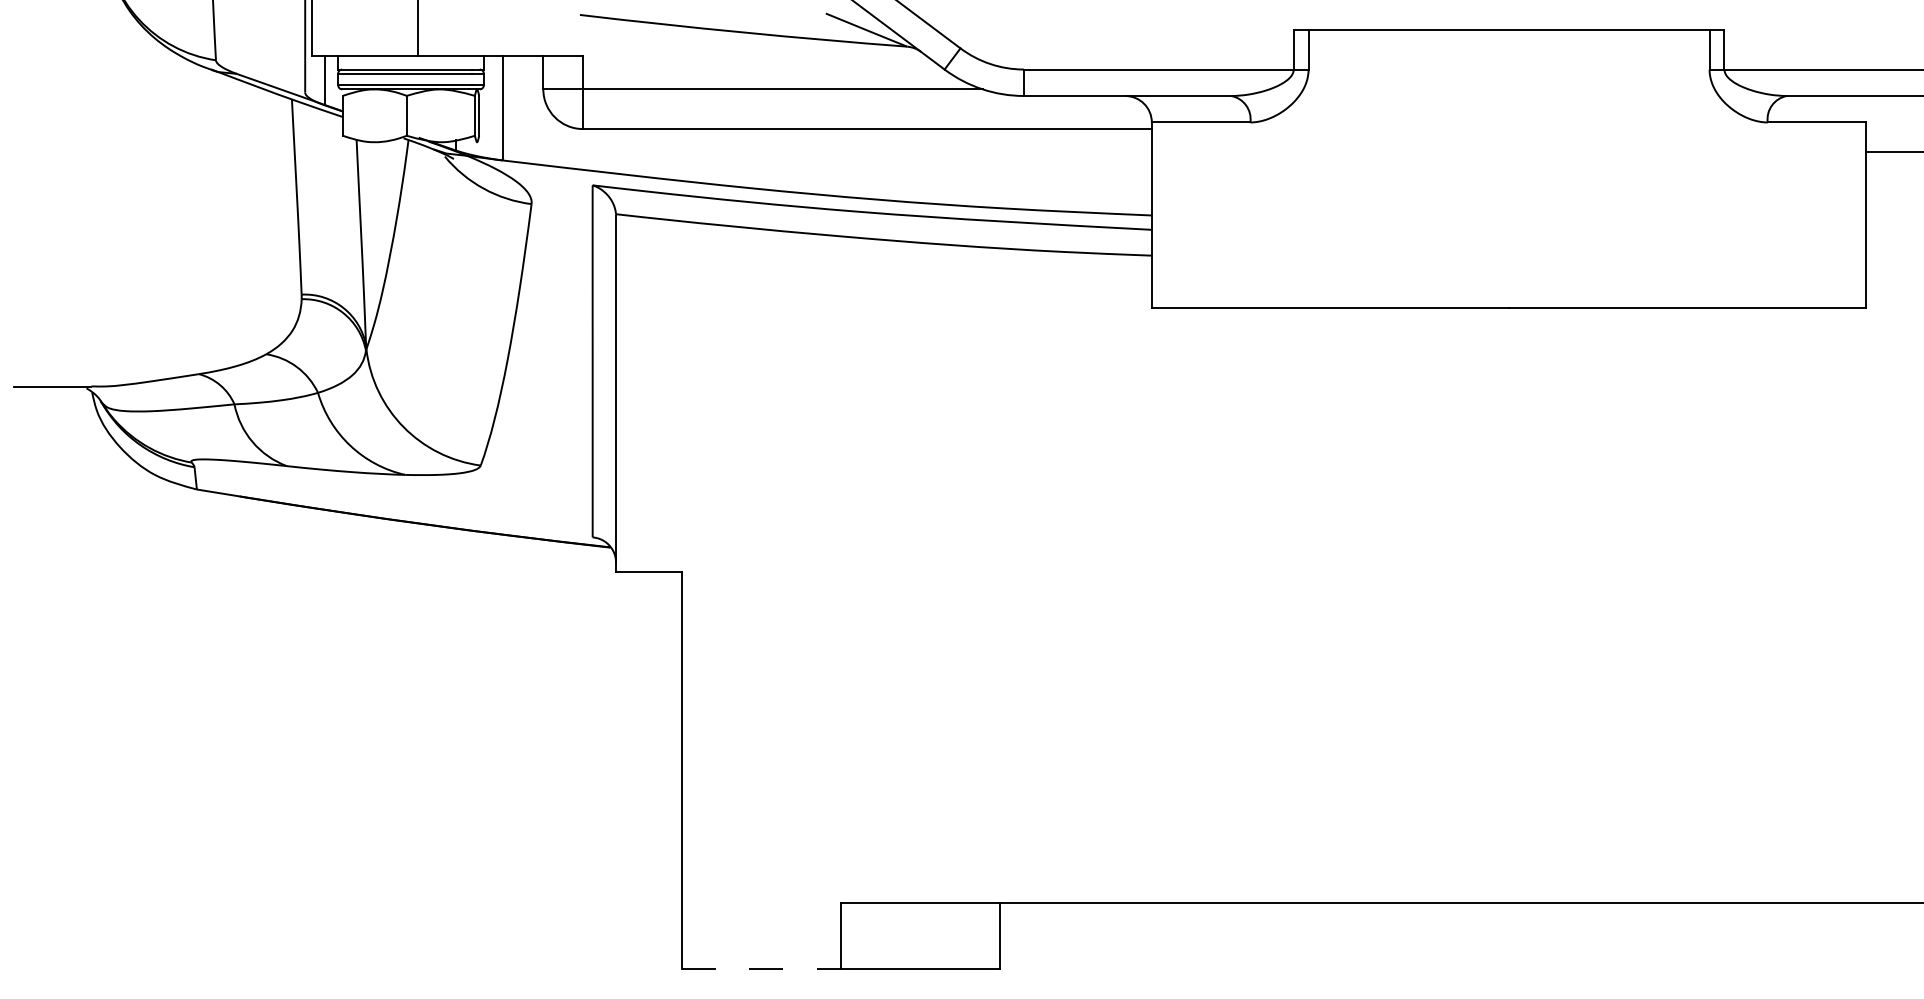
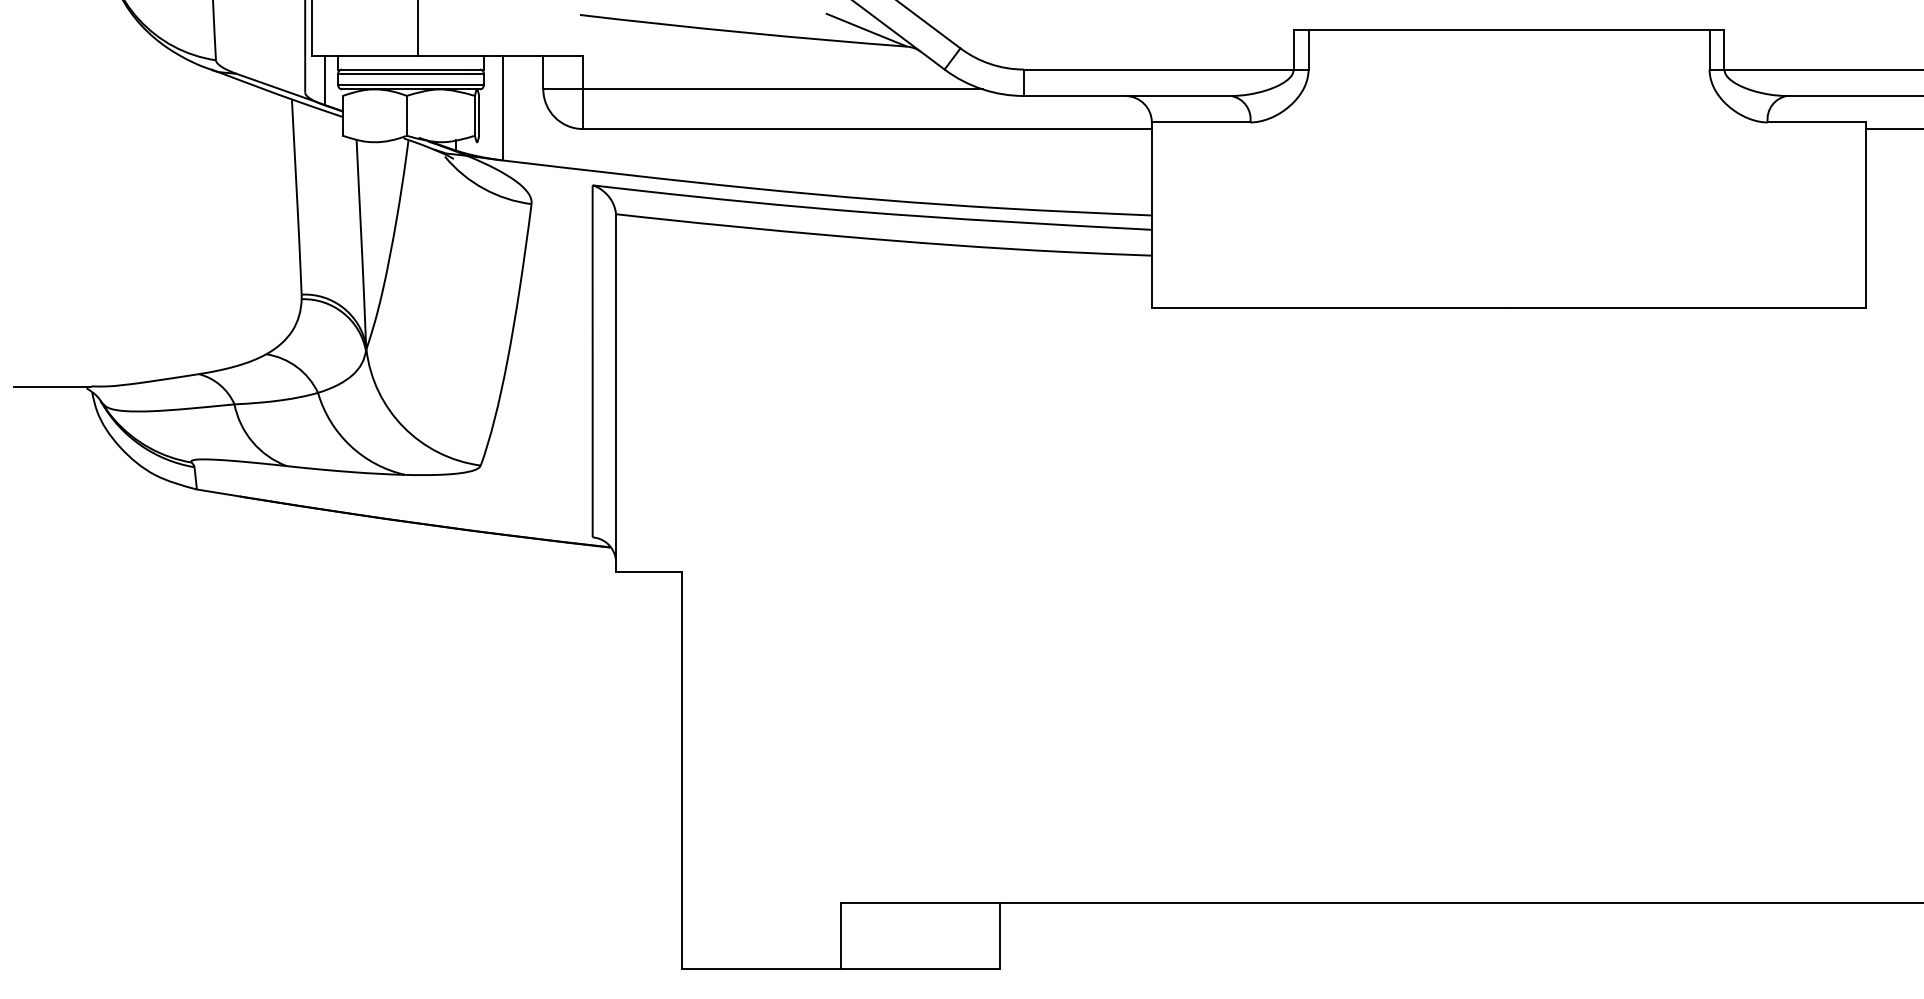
line position: (1893, 152) -> (1893, 129) (1893, 129)
line: dashed -> solid (762, 969)
